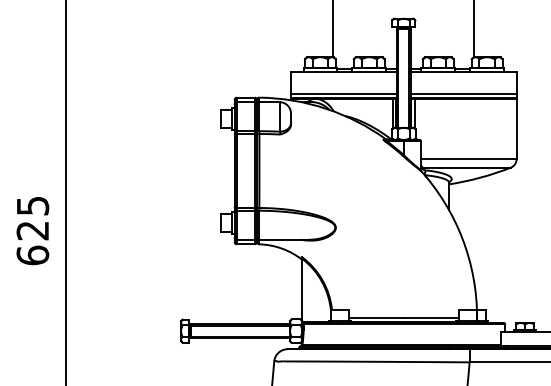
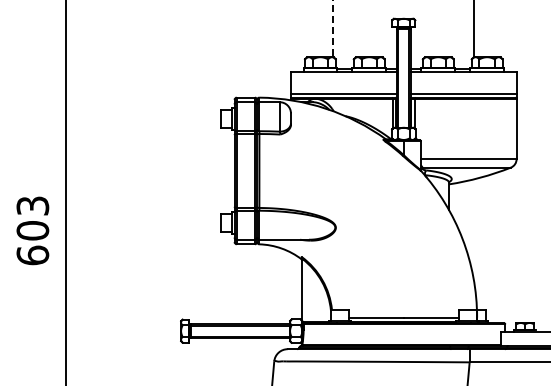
line: solid -> dashed (333, 29)
text: 625 -> 603 (32, 218)
